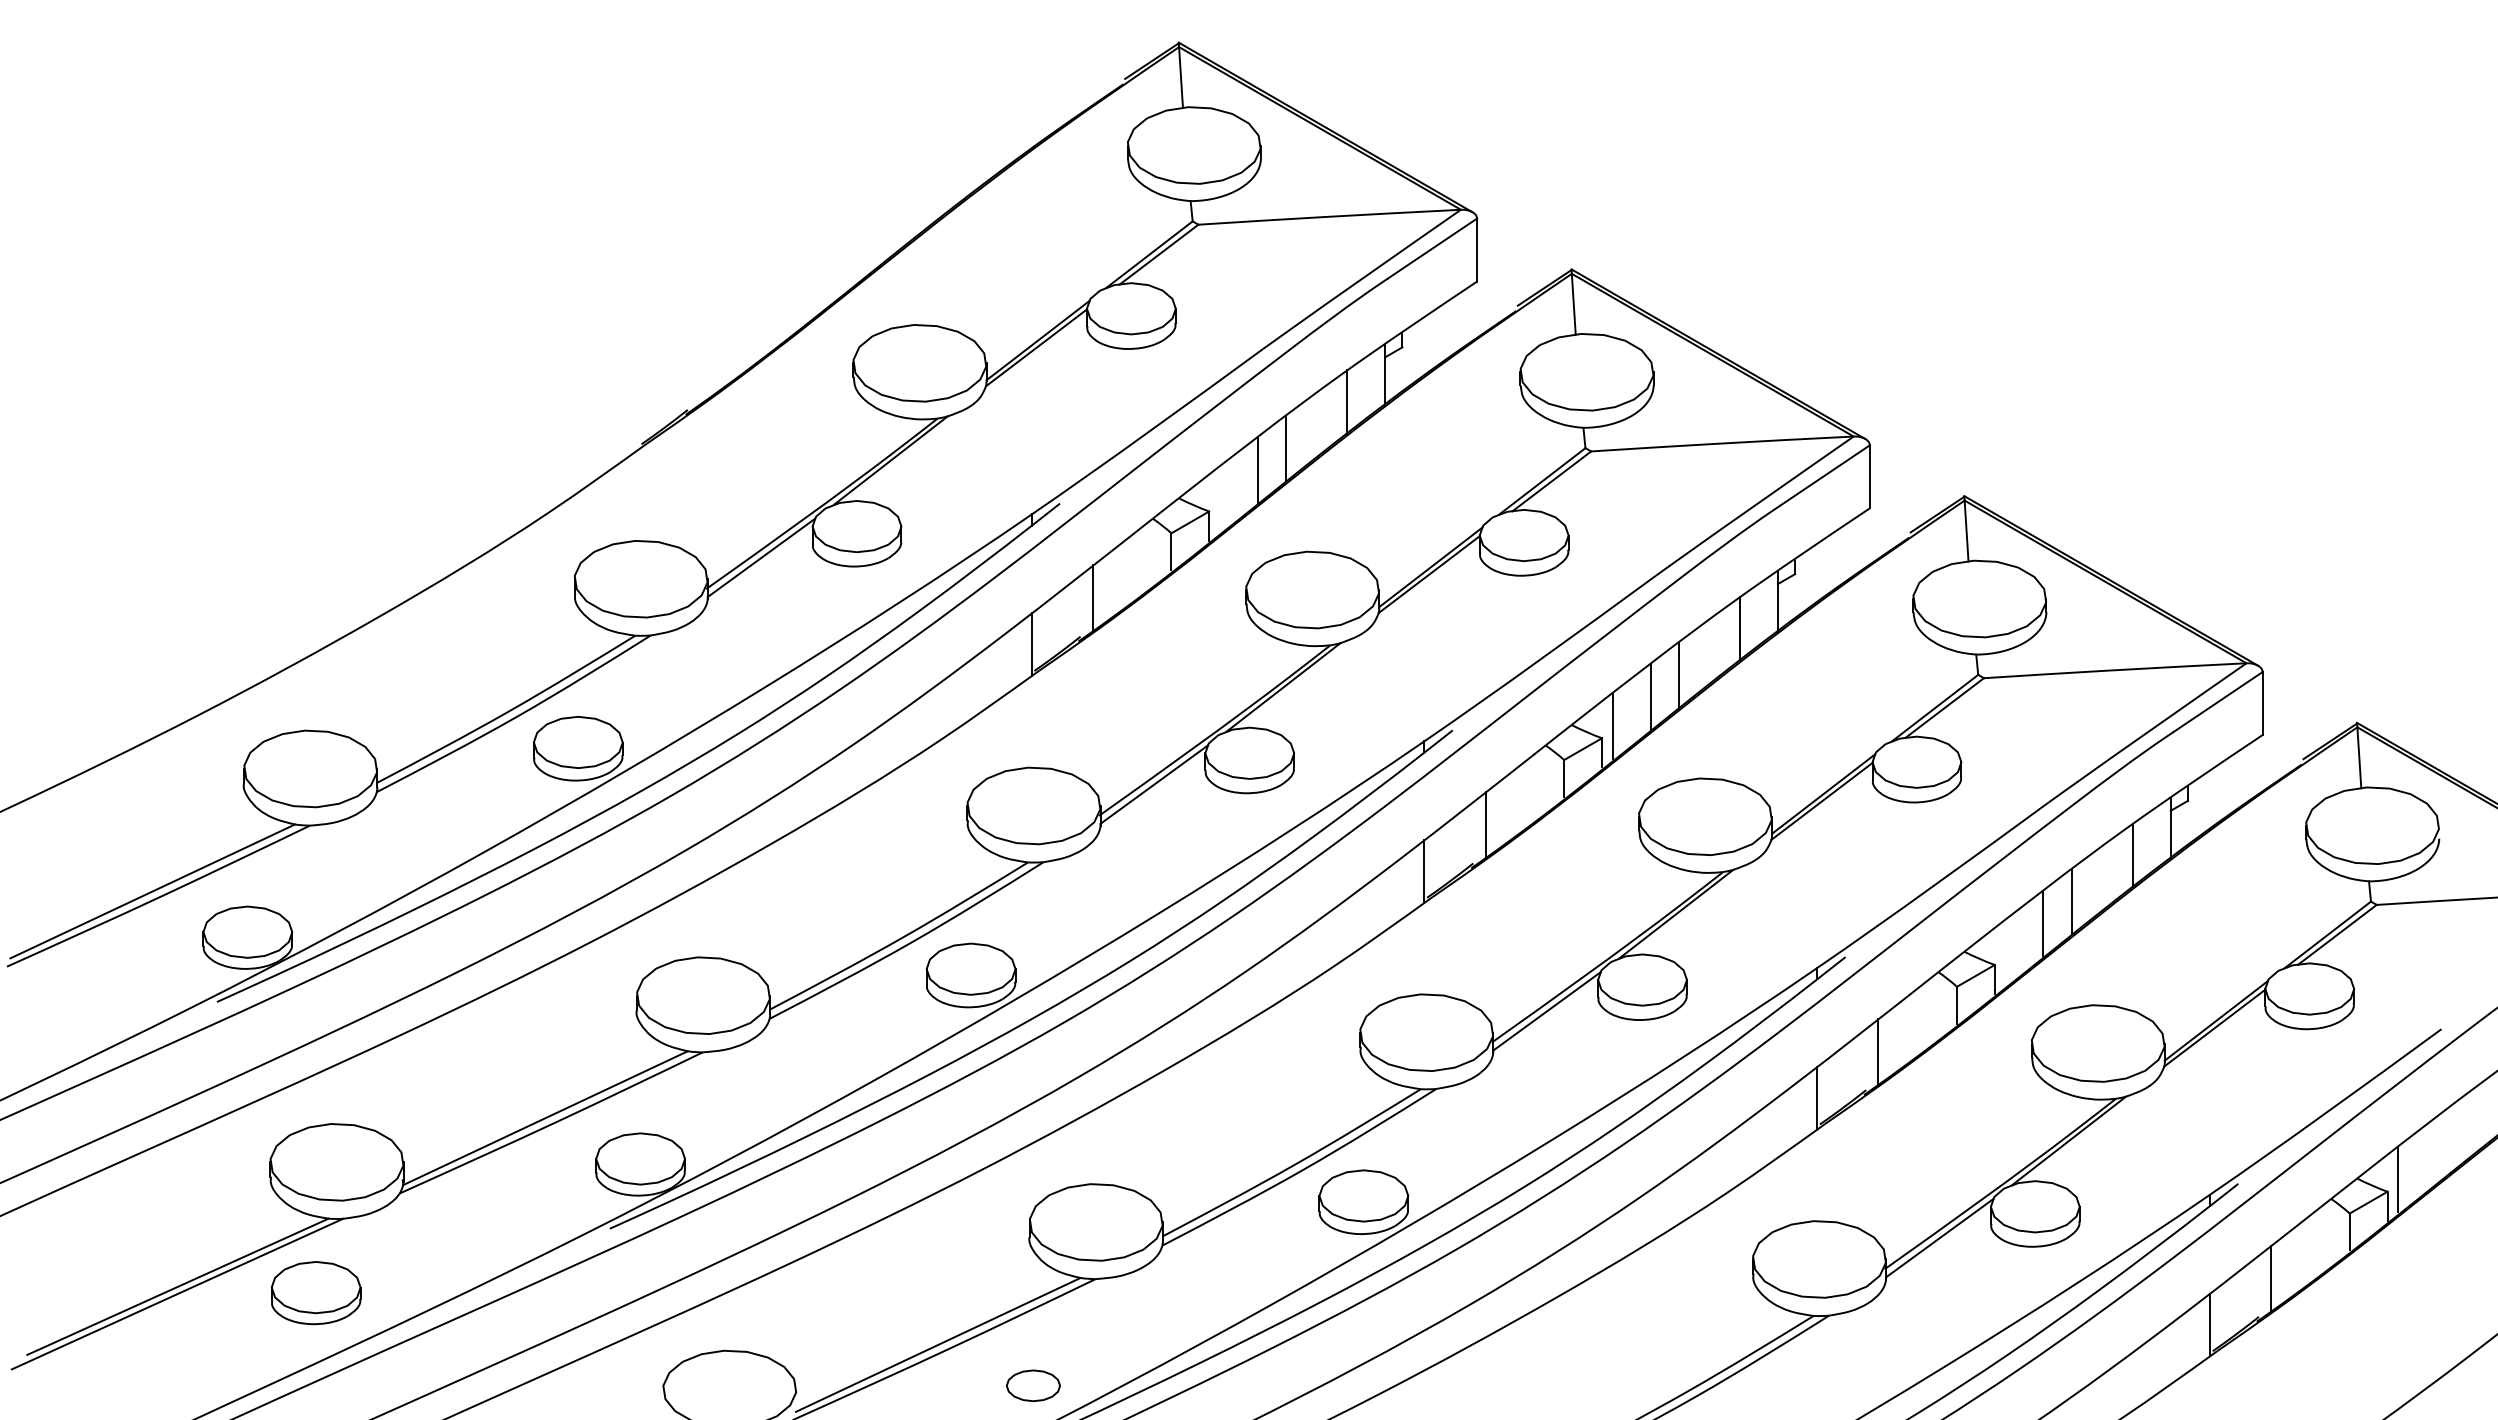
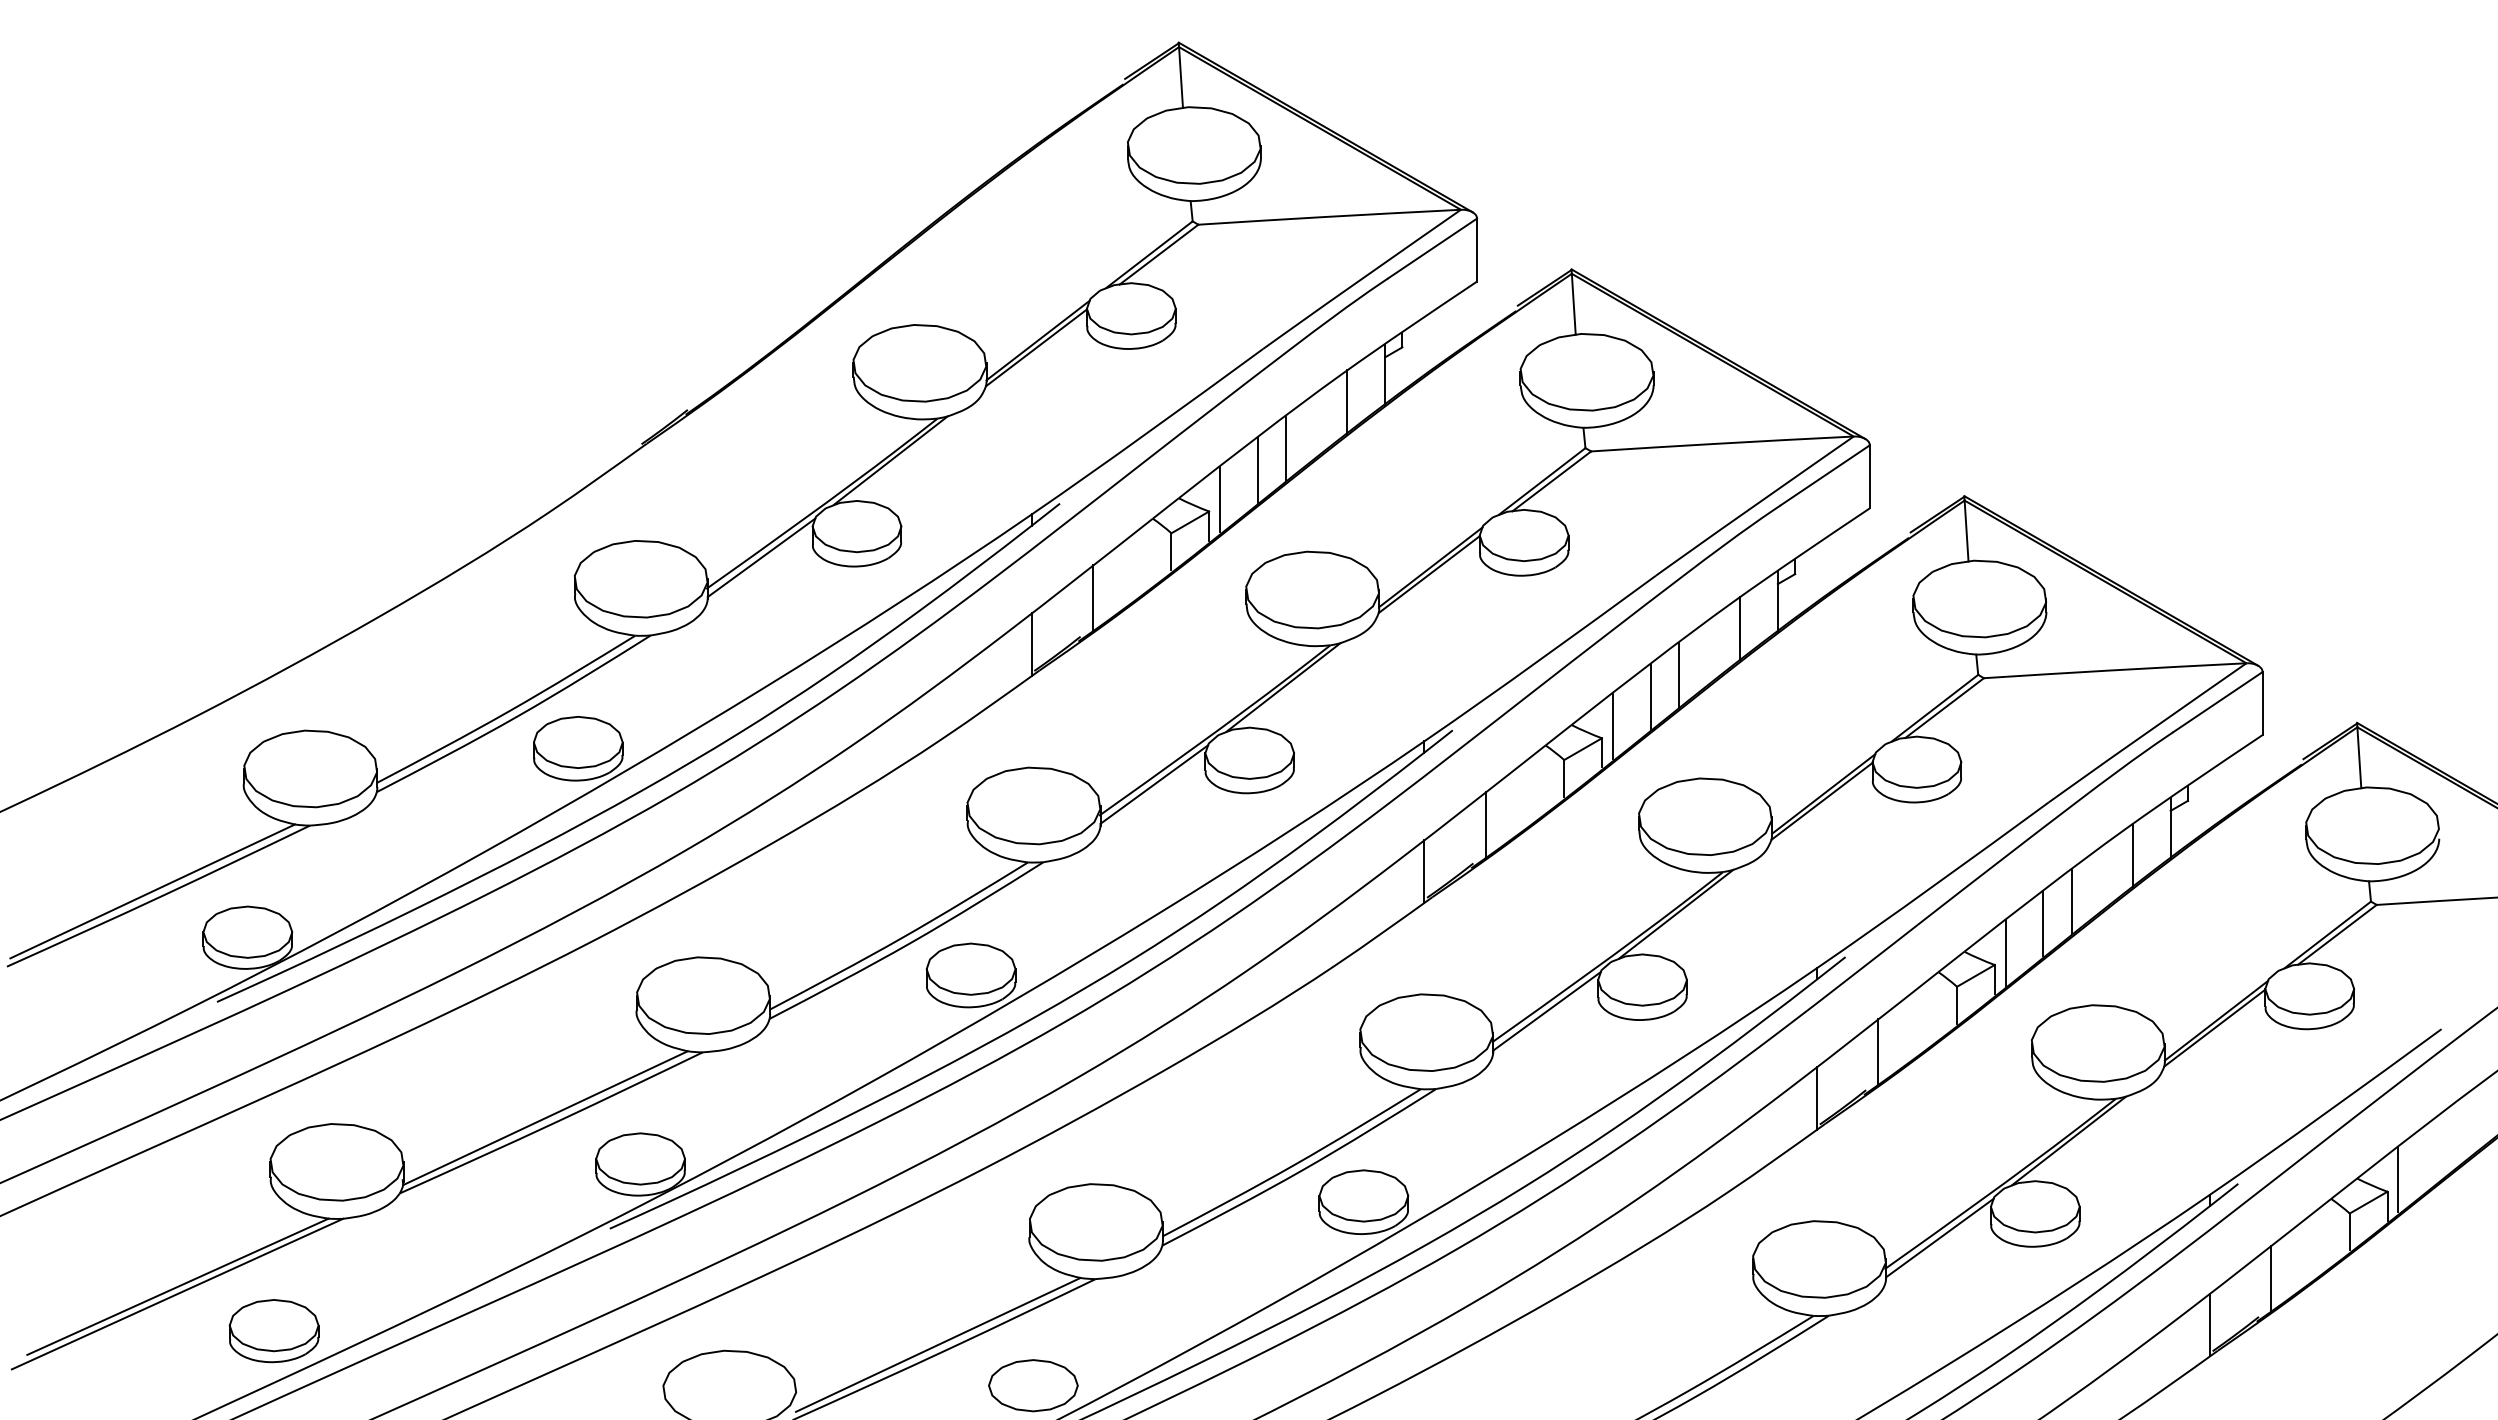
line: none -> present (1220, 499)
line: none -> present (2005, 952)
part position: (315, 1293) -> (273, 1331) (273, 1331)
part size: 55x34 px -> 91x54 px (1033, 1385)
